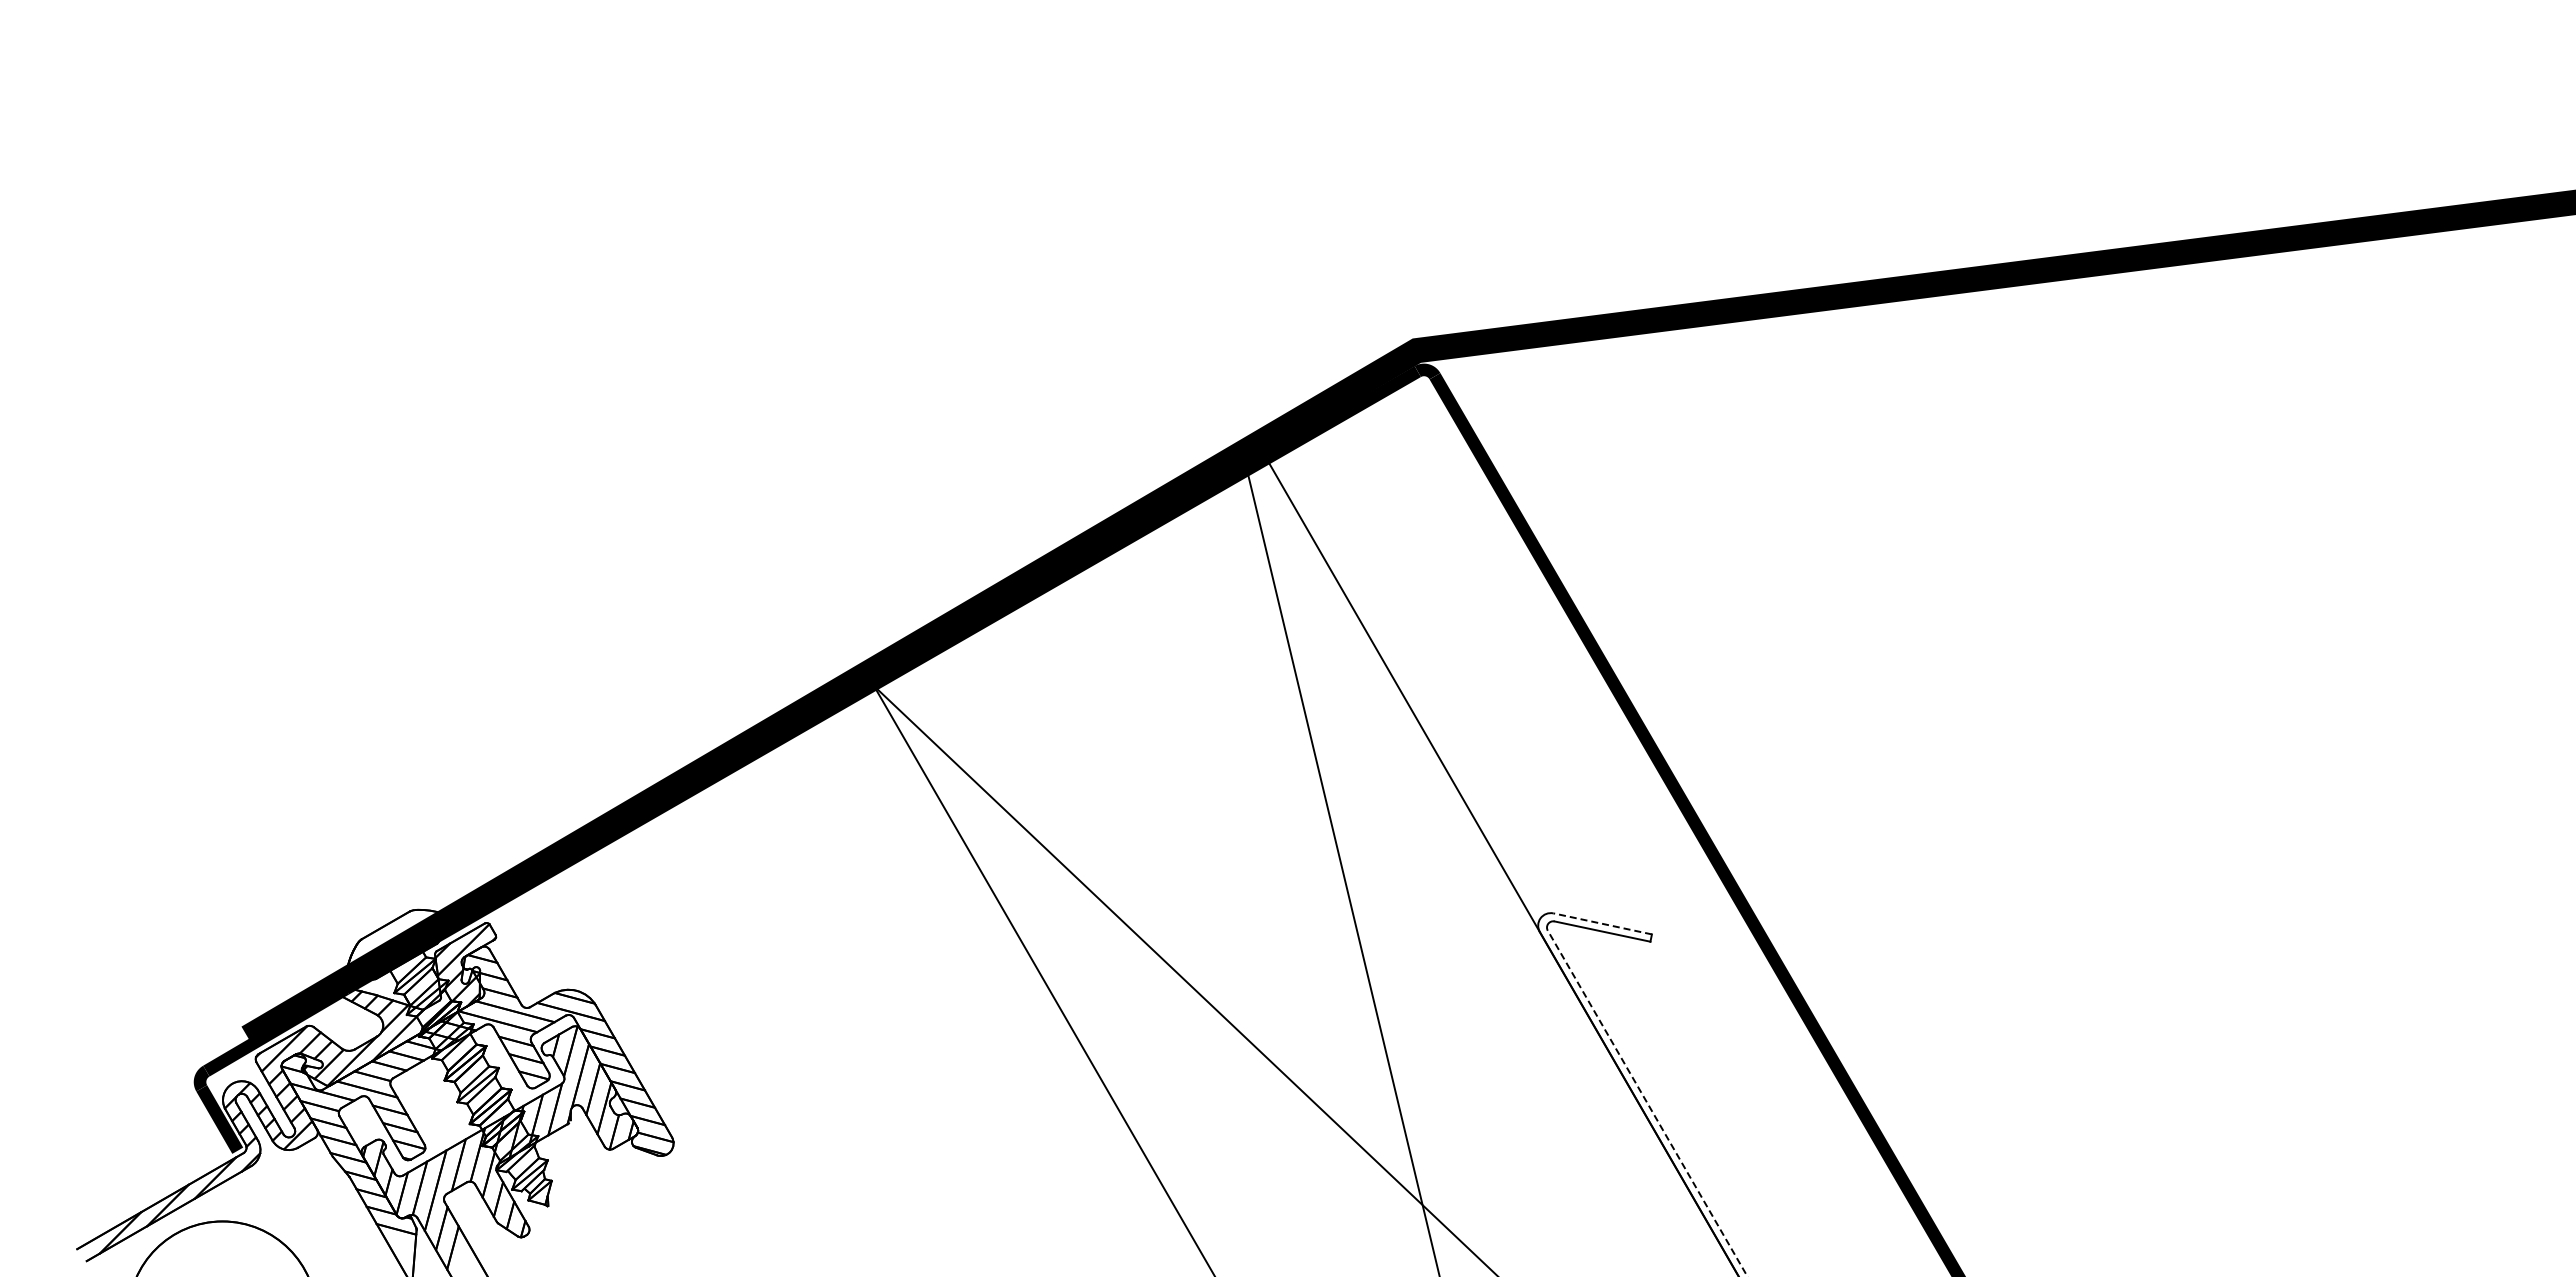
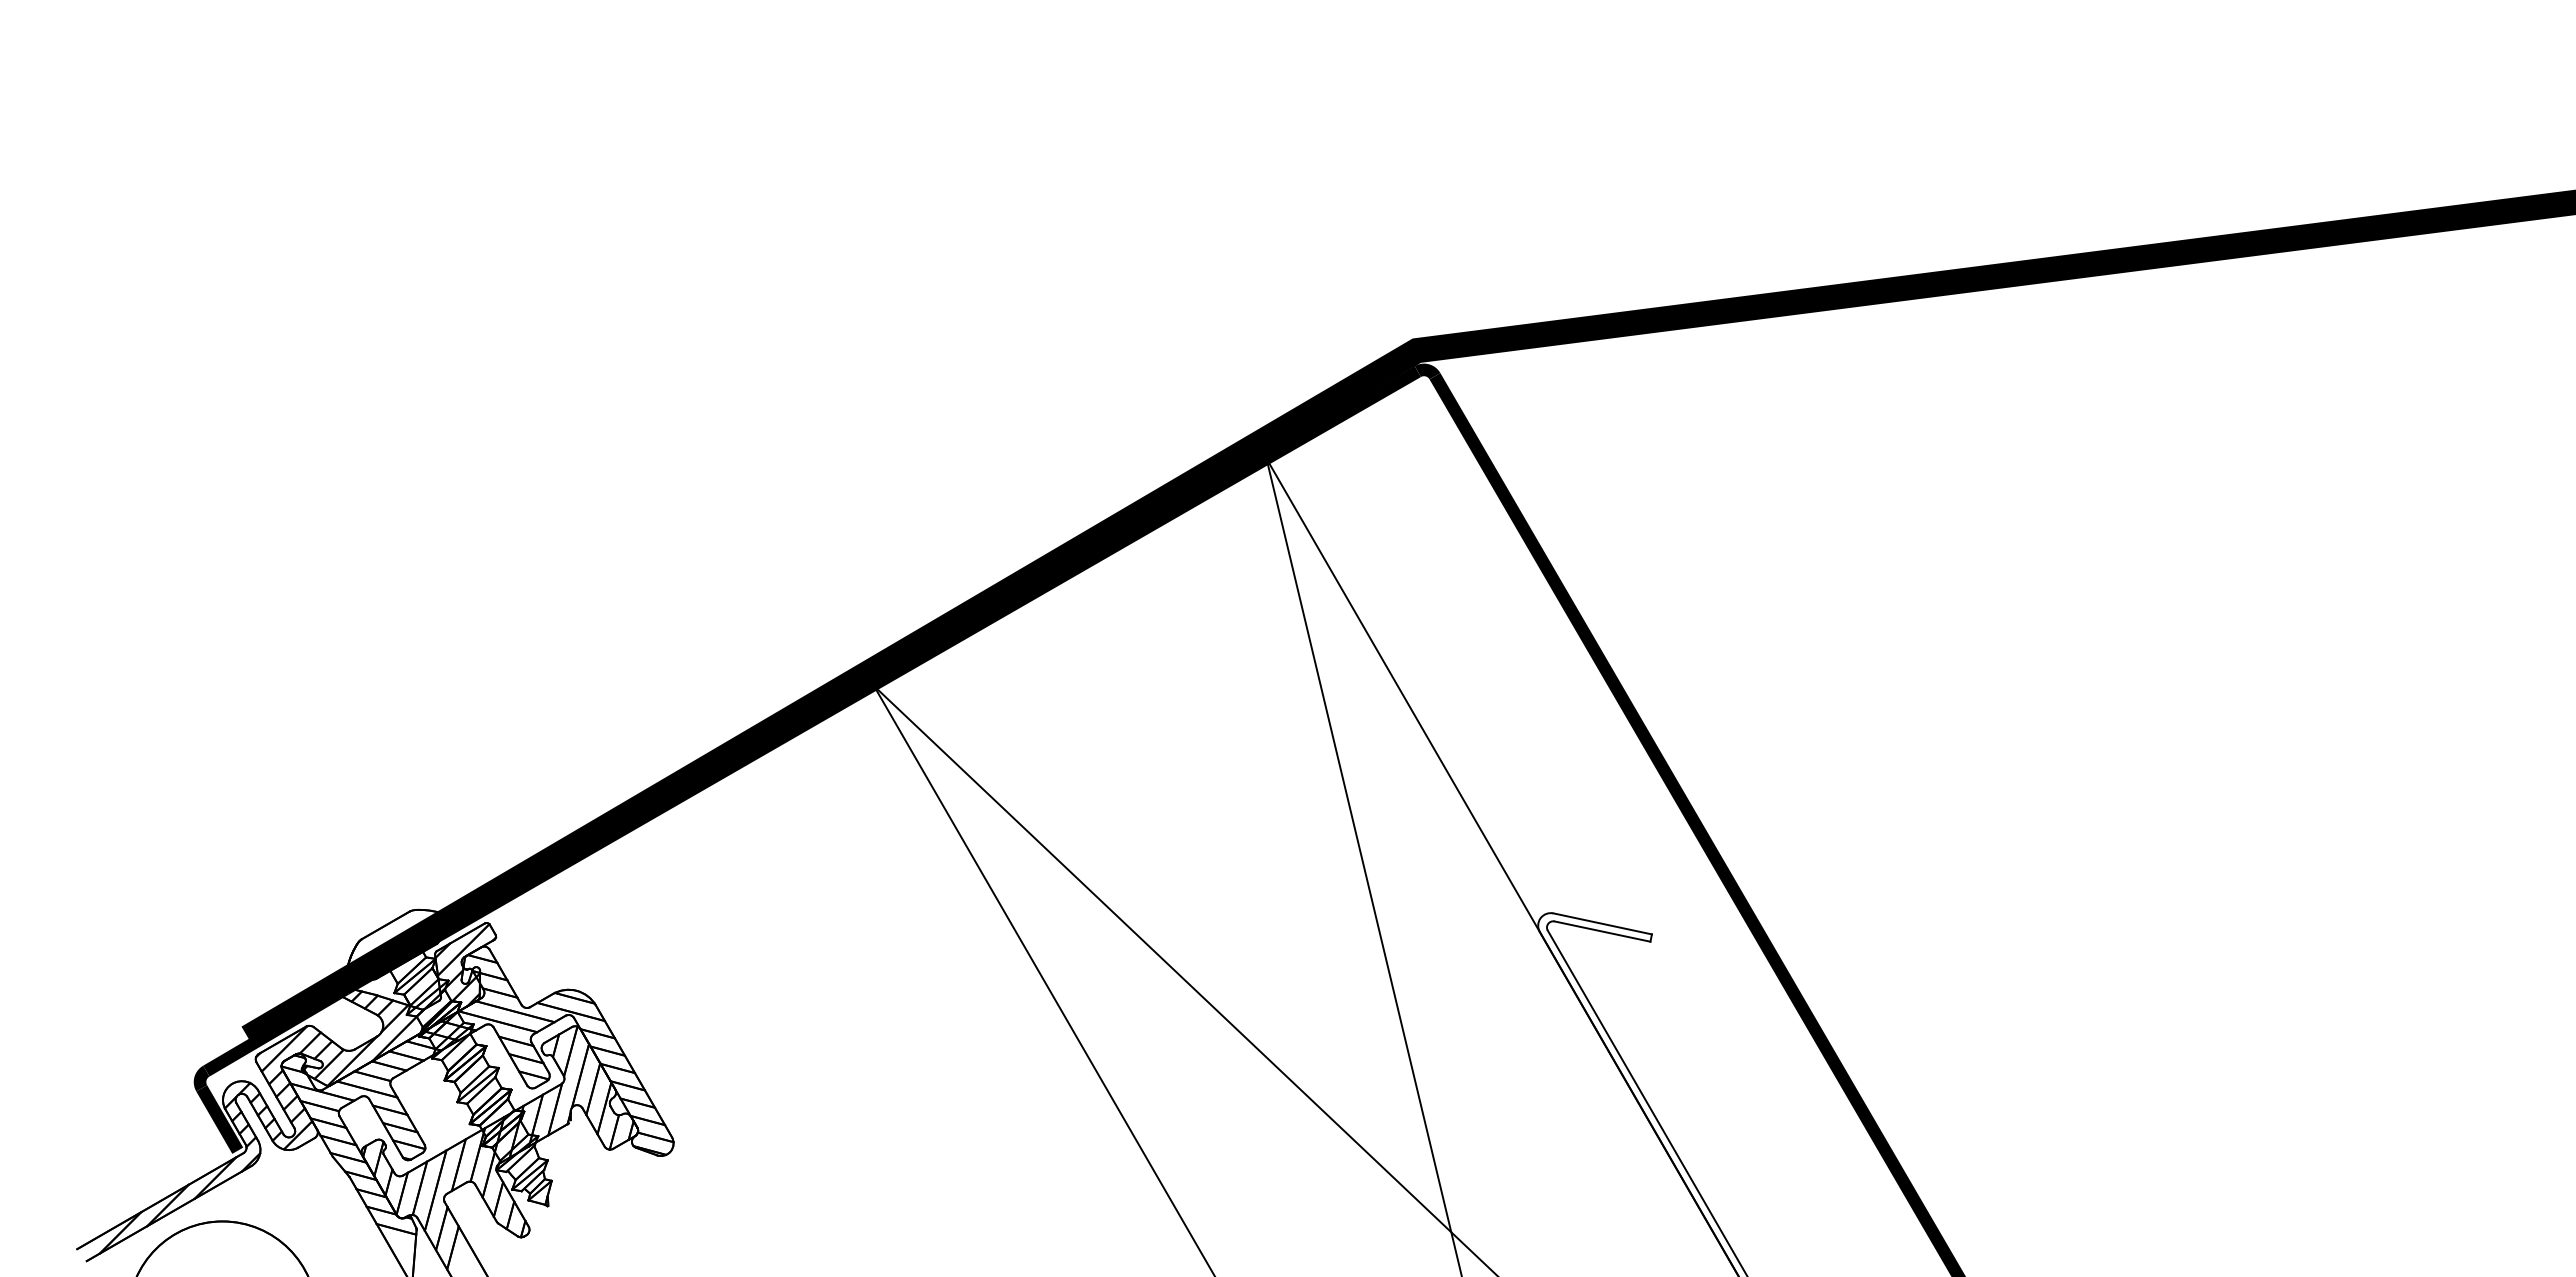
line position: (1341, 868) -> (1363, 865) (1363, 865)
line: dashed -> solid (1602, 923)
line: dashed -> solid (1647, 1103)
